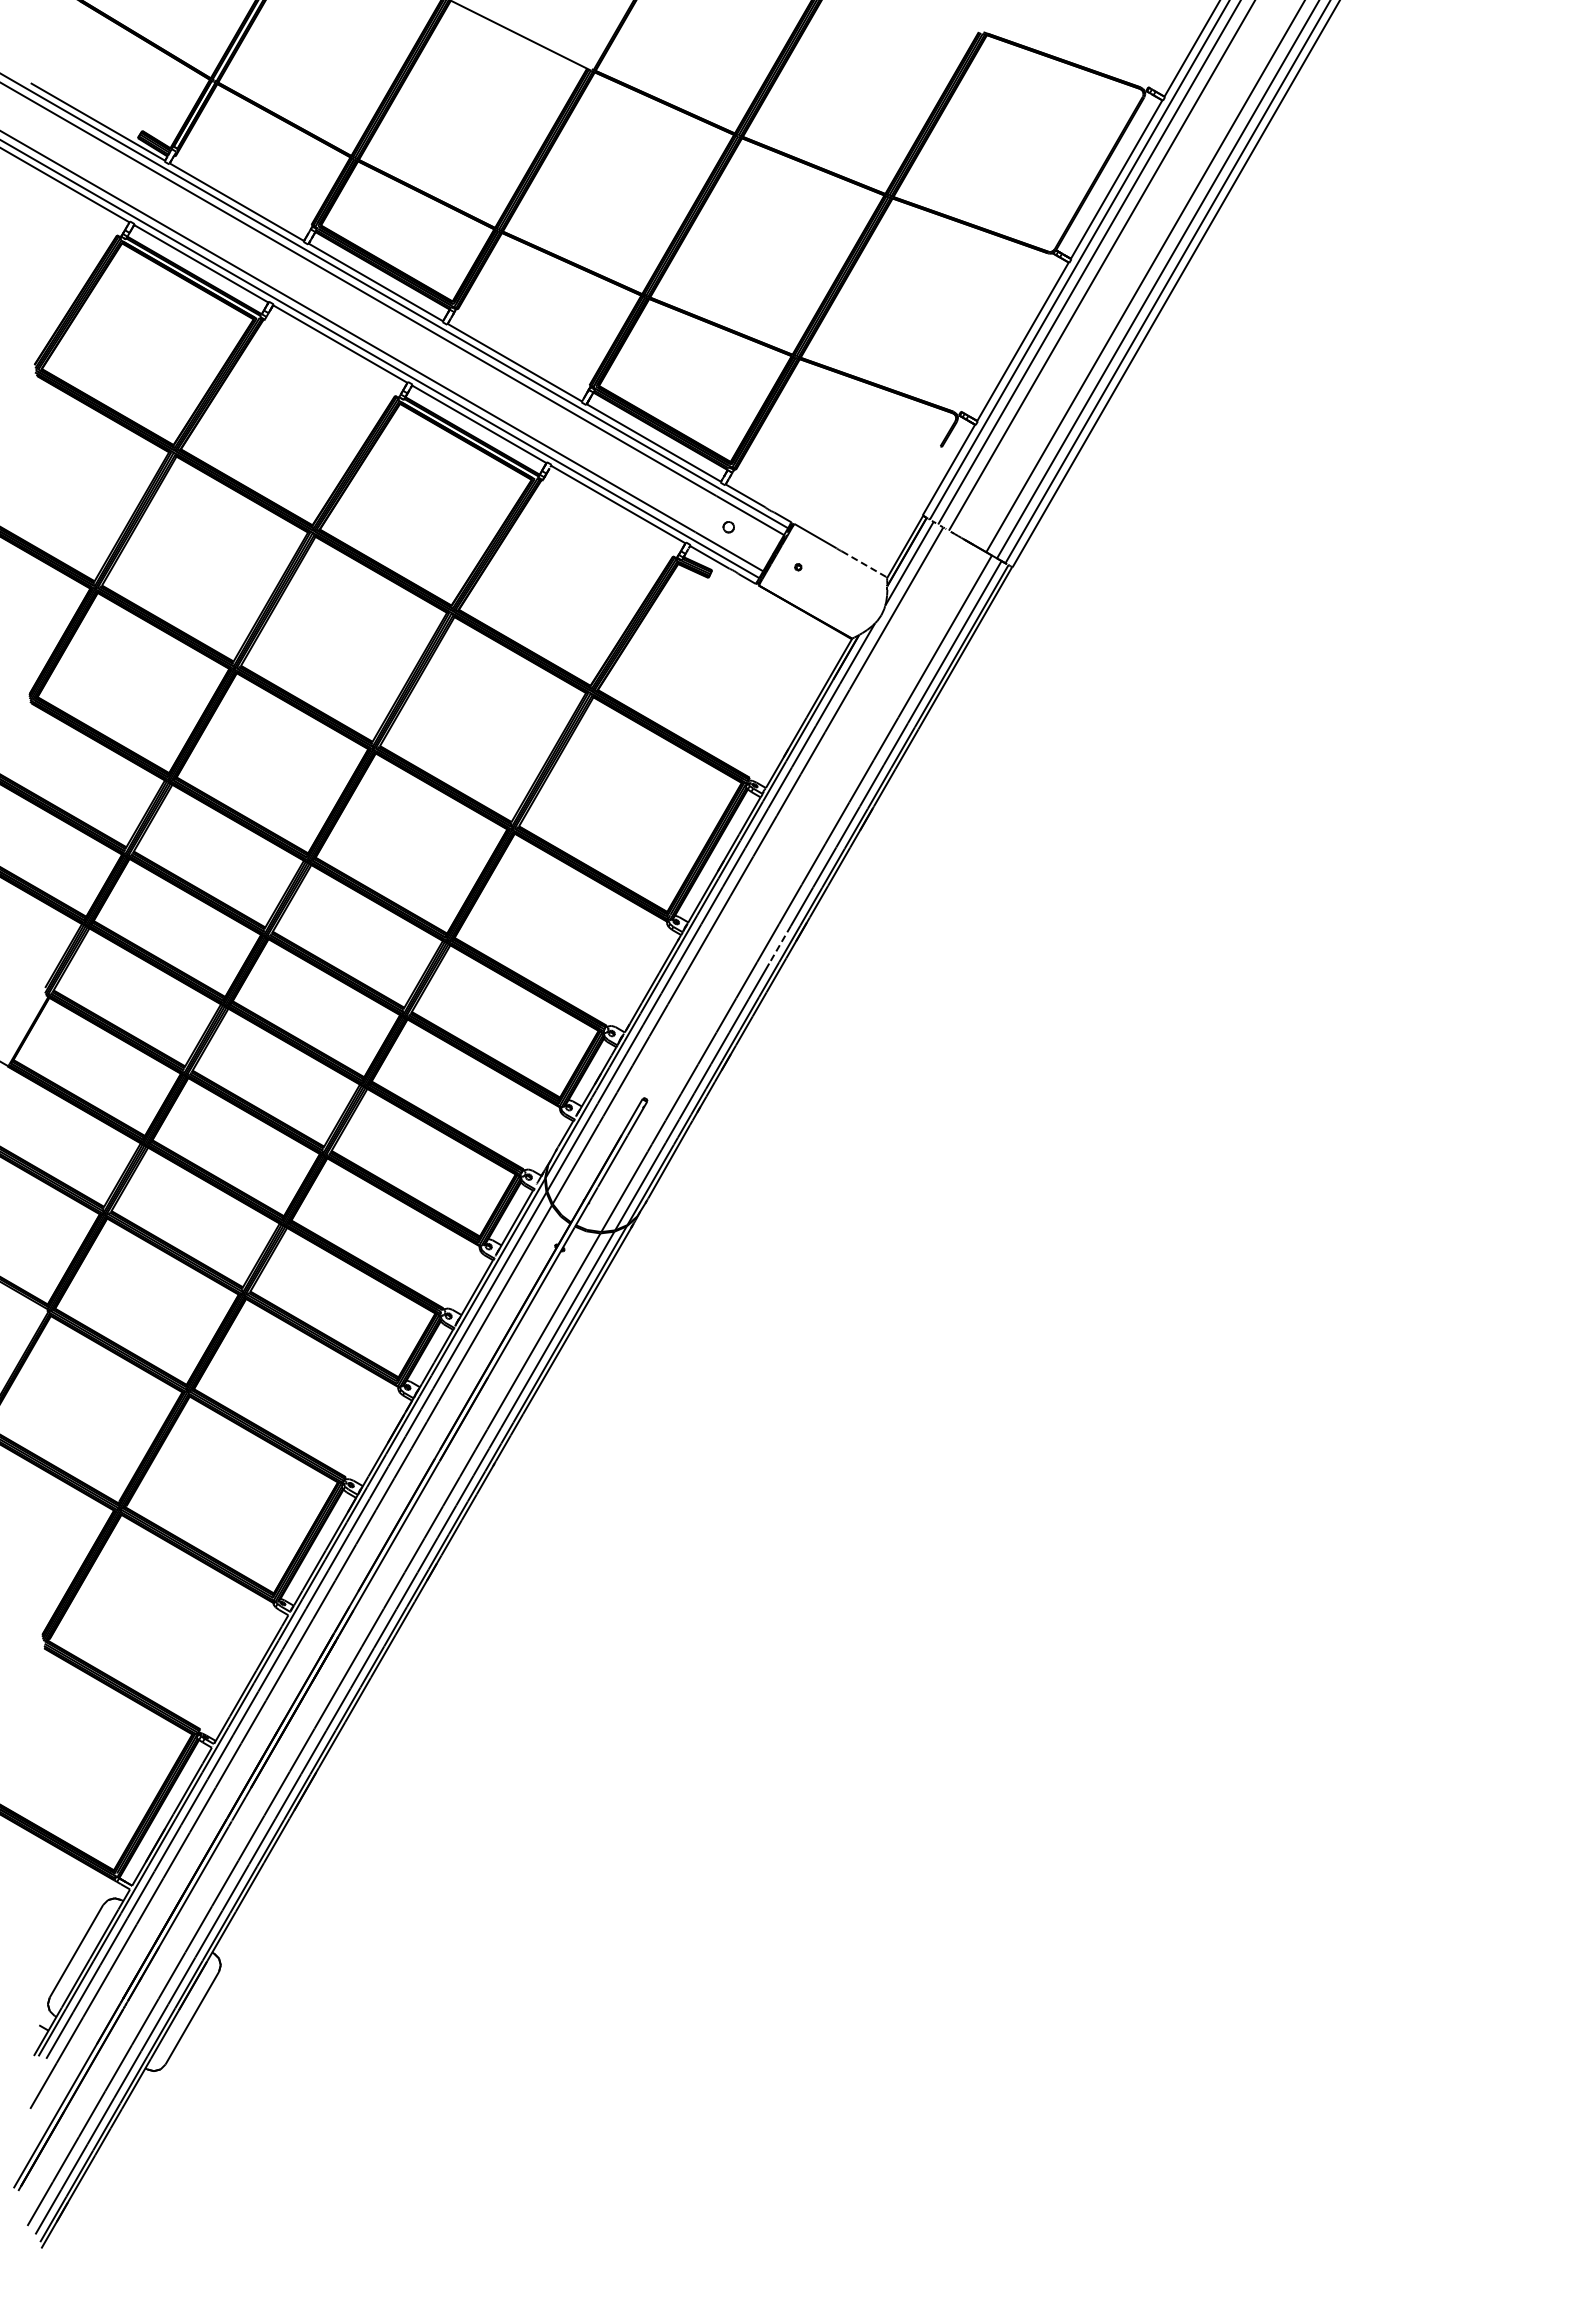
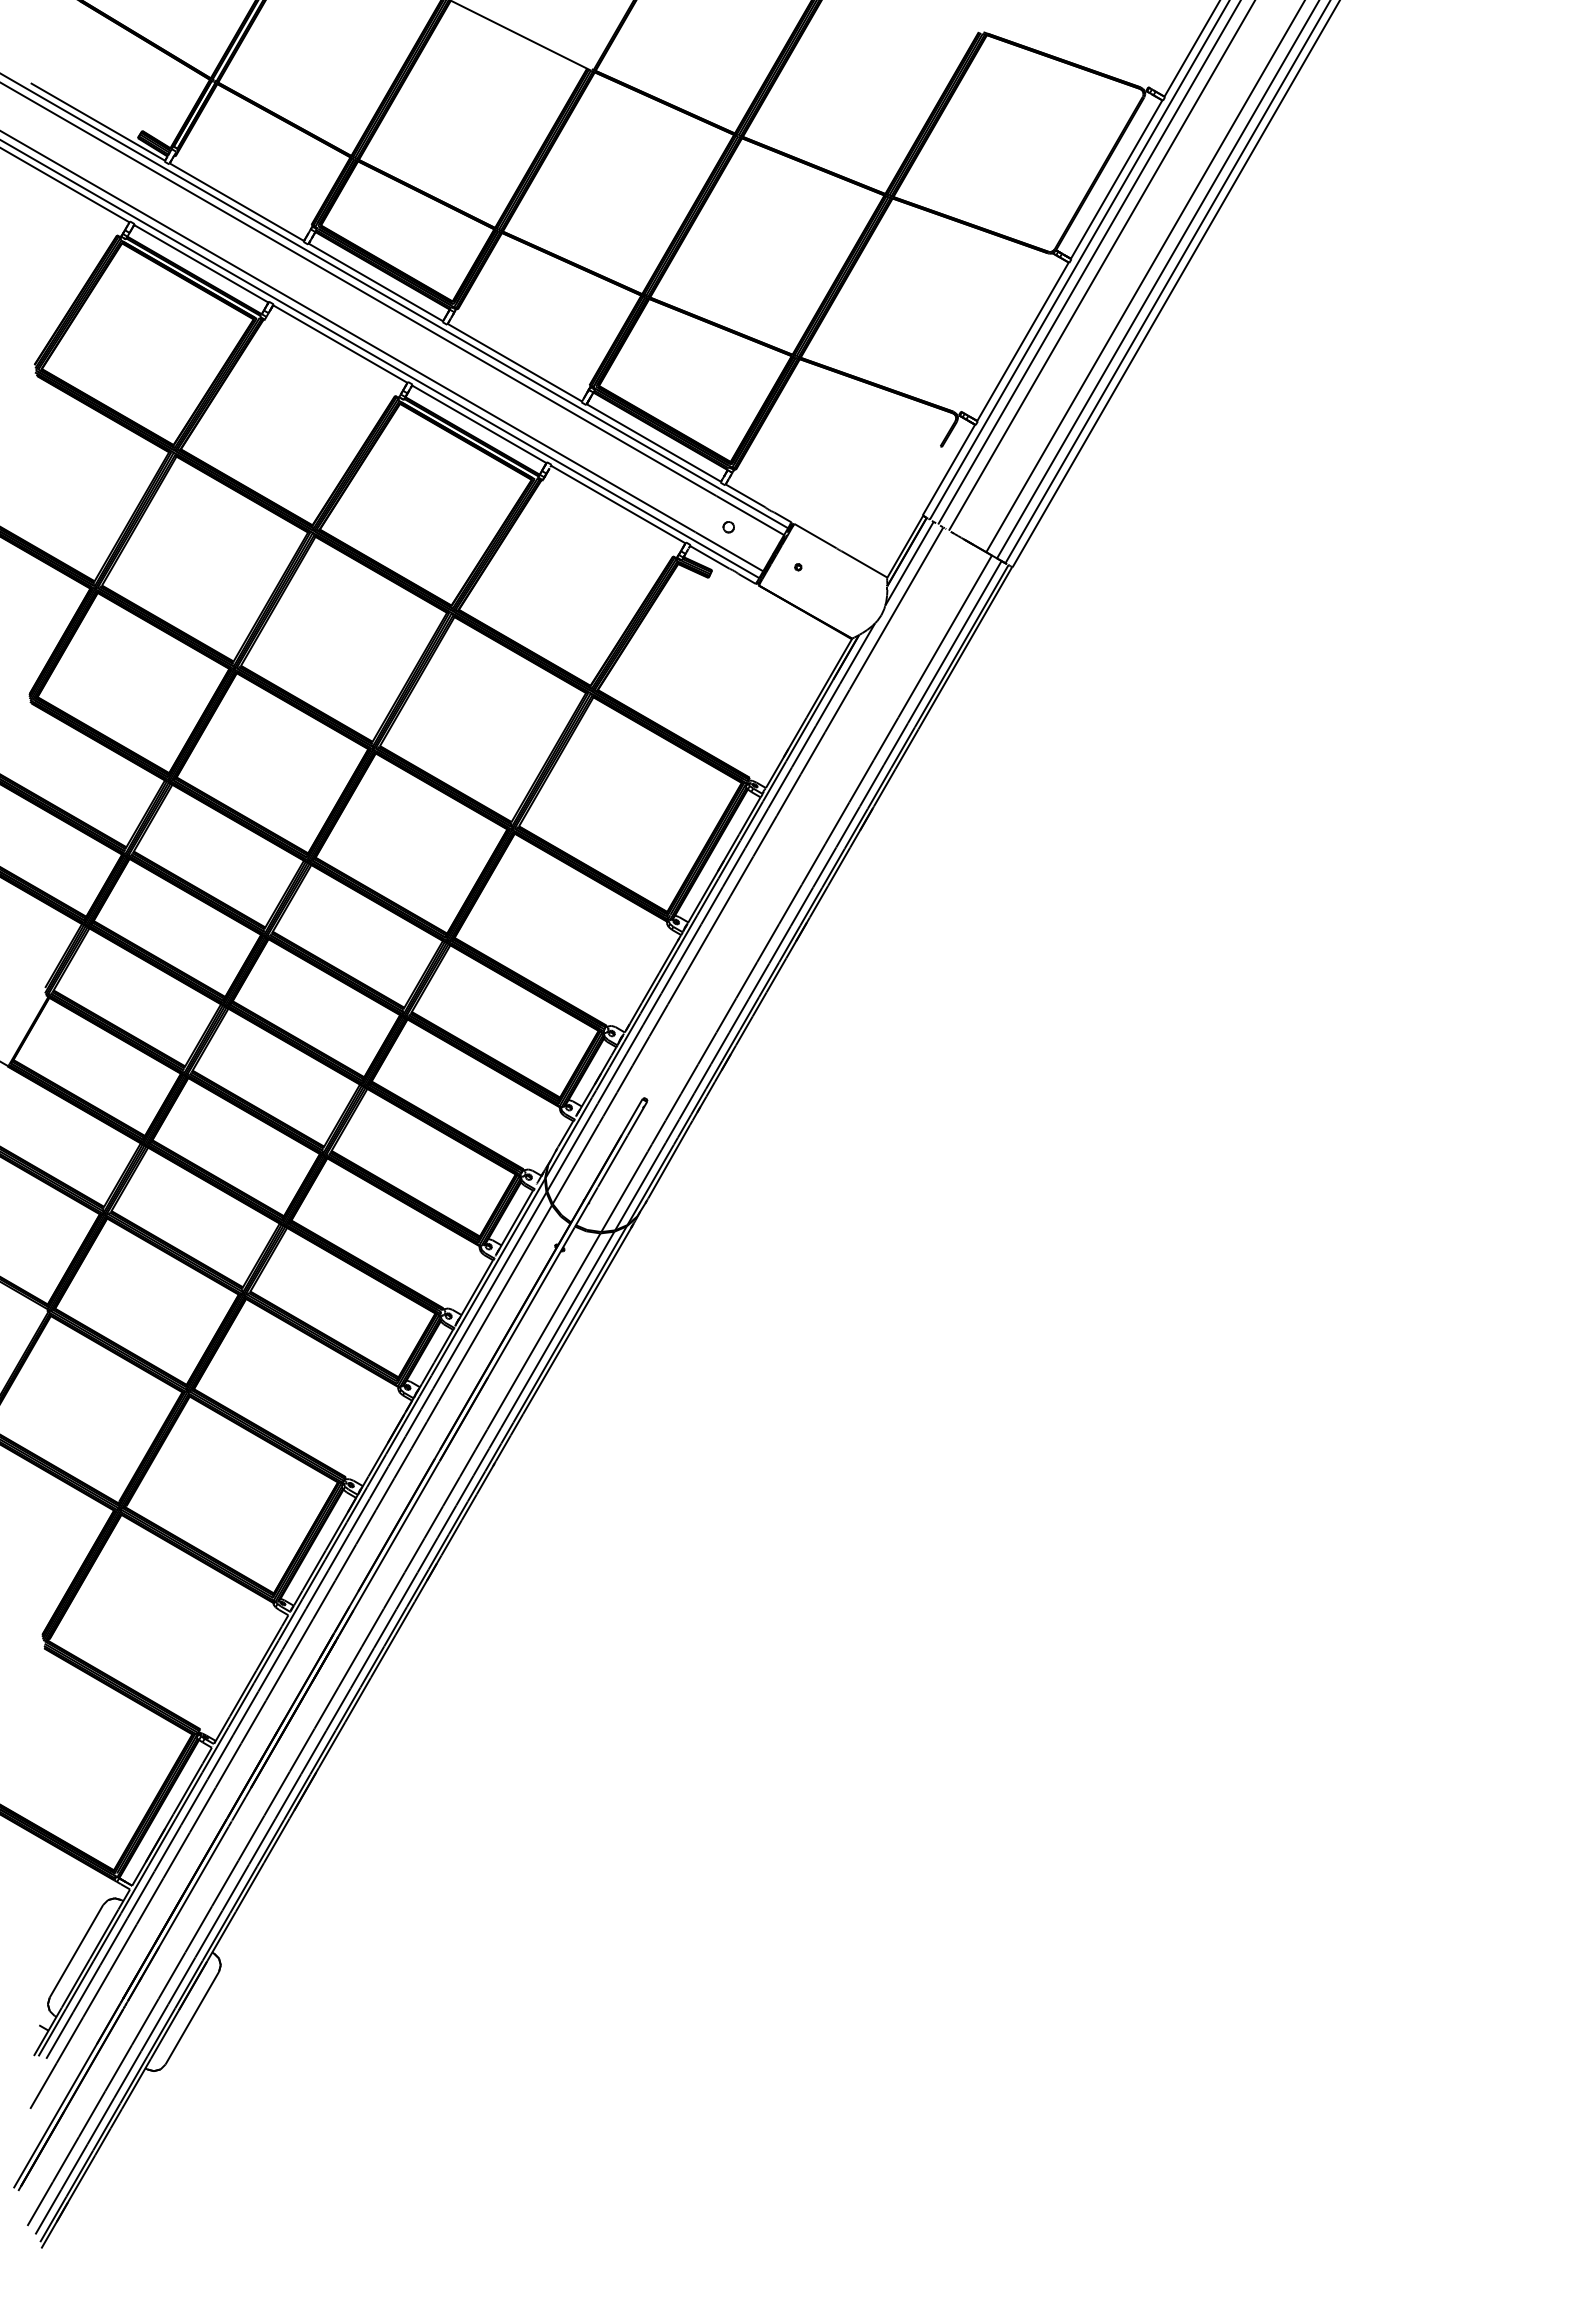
line: dashed -> solid (864, 564)
line: dashed -> solid (780, 944)
